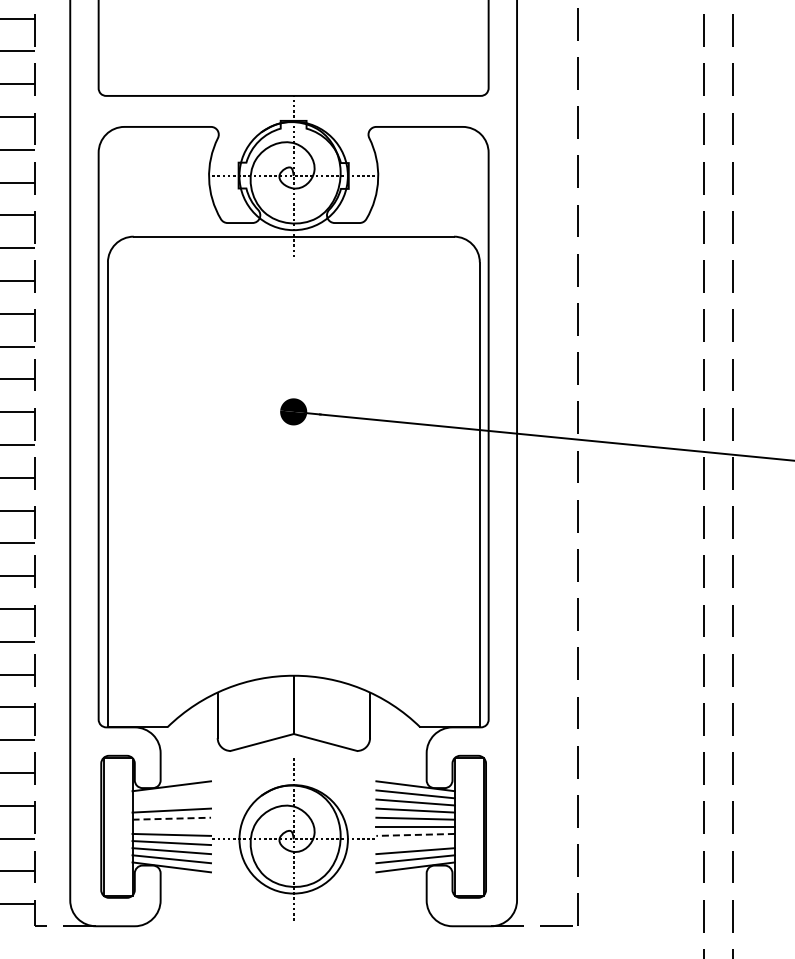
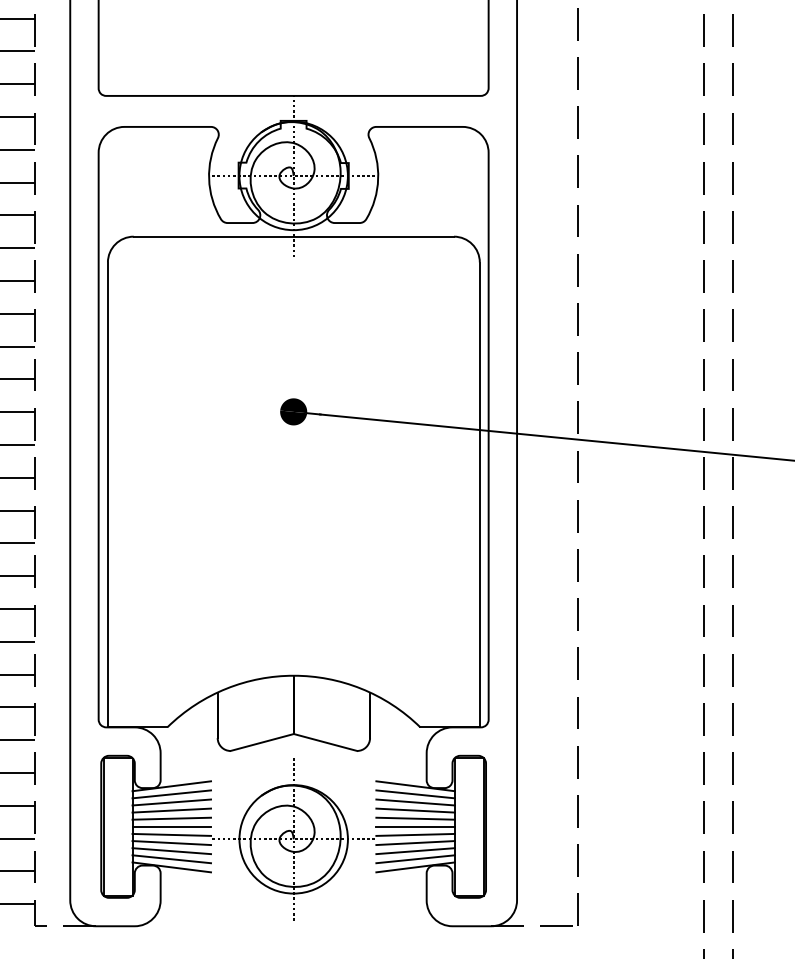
line: none -> present (171, 794)
line: none -> present (171, 802)
line: dashed -> solid (172, 818)
line: none -> present (171, 826)
line: dashed -> solid (415, 834)
line: none -> present (415, 843)
